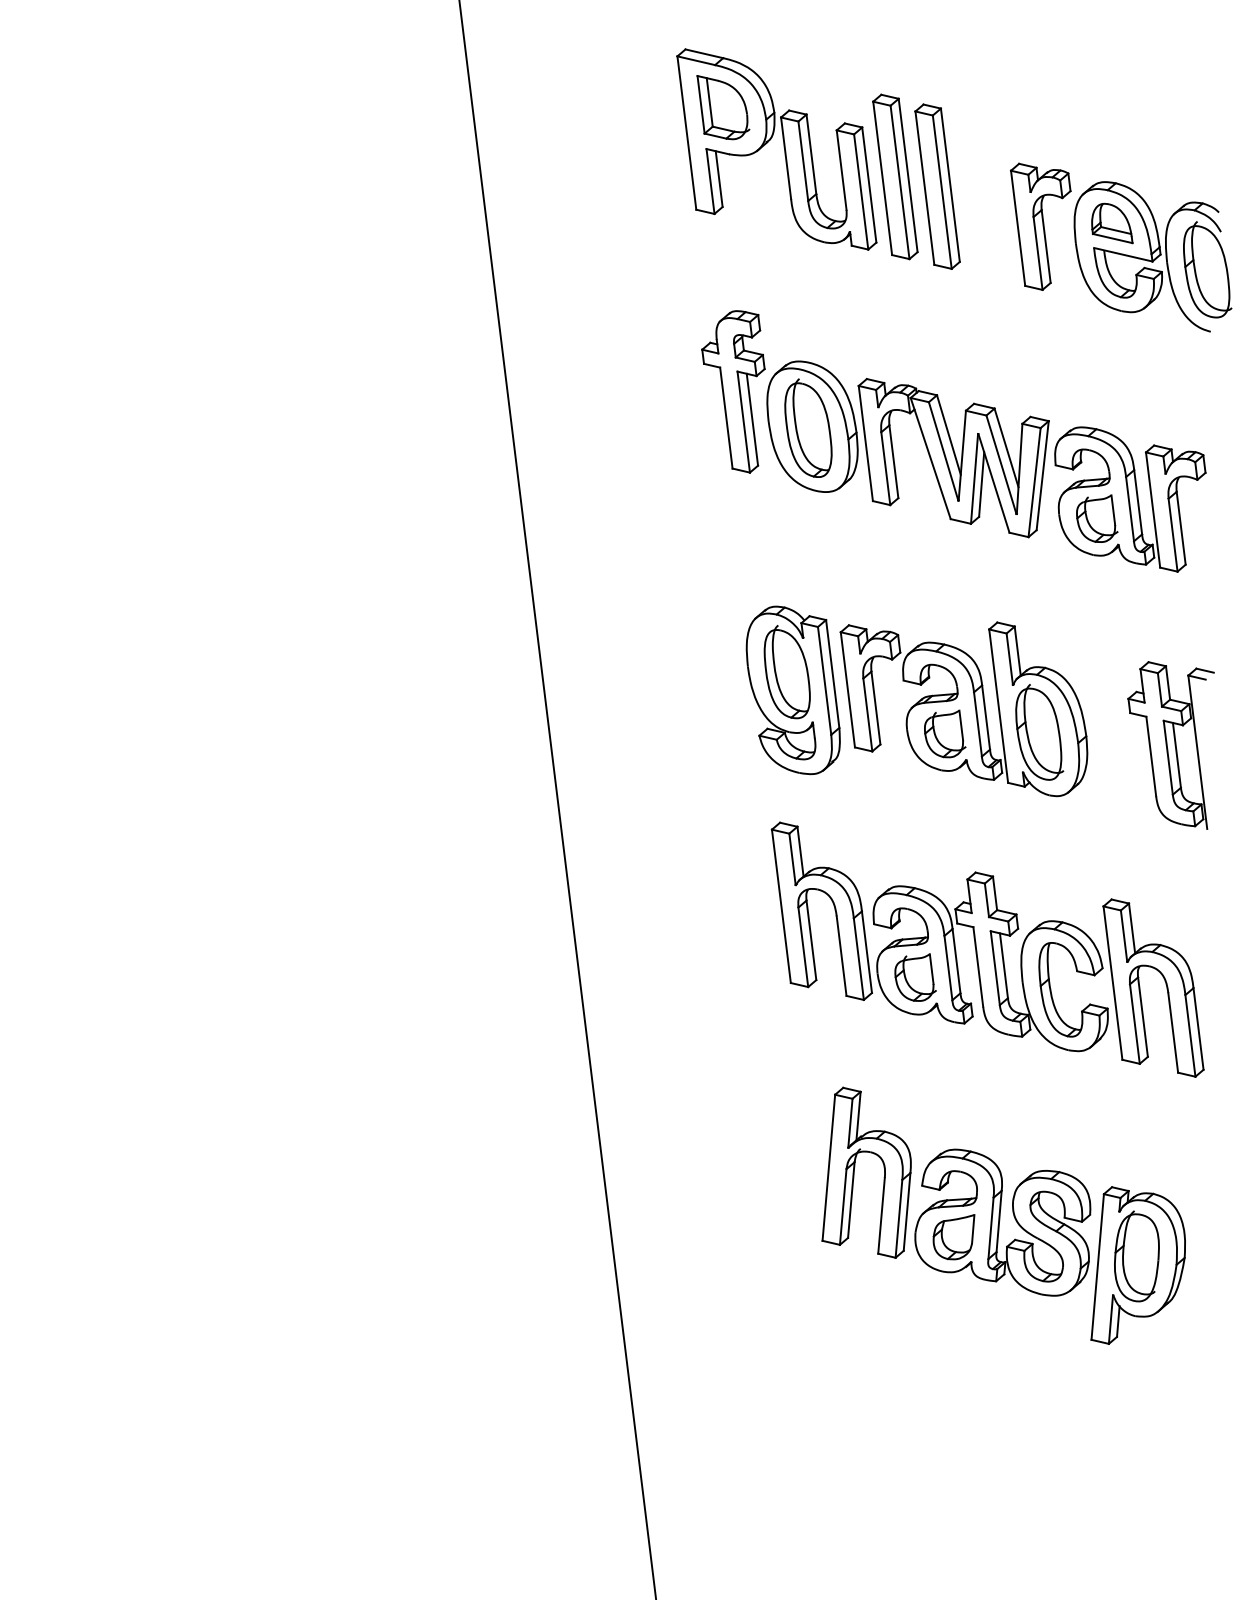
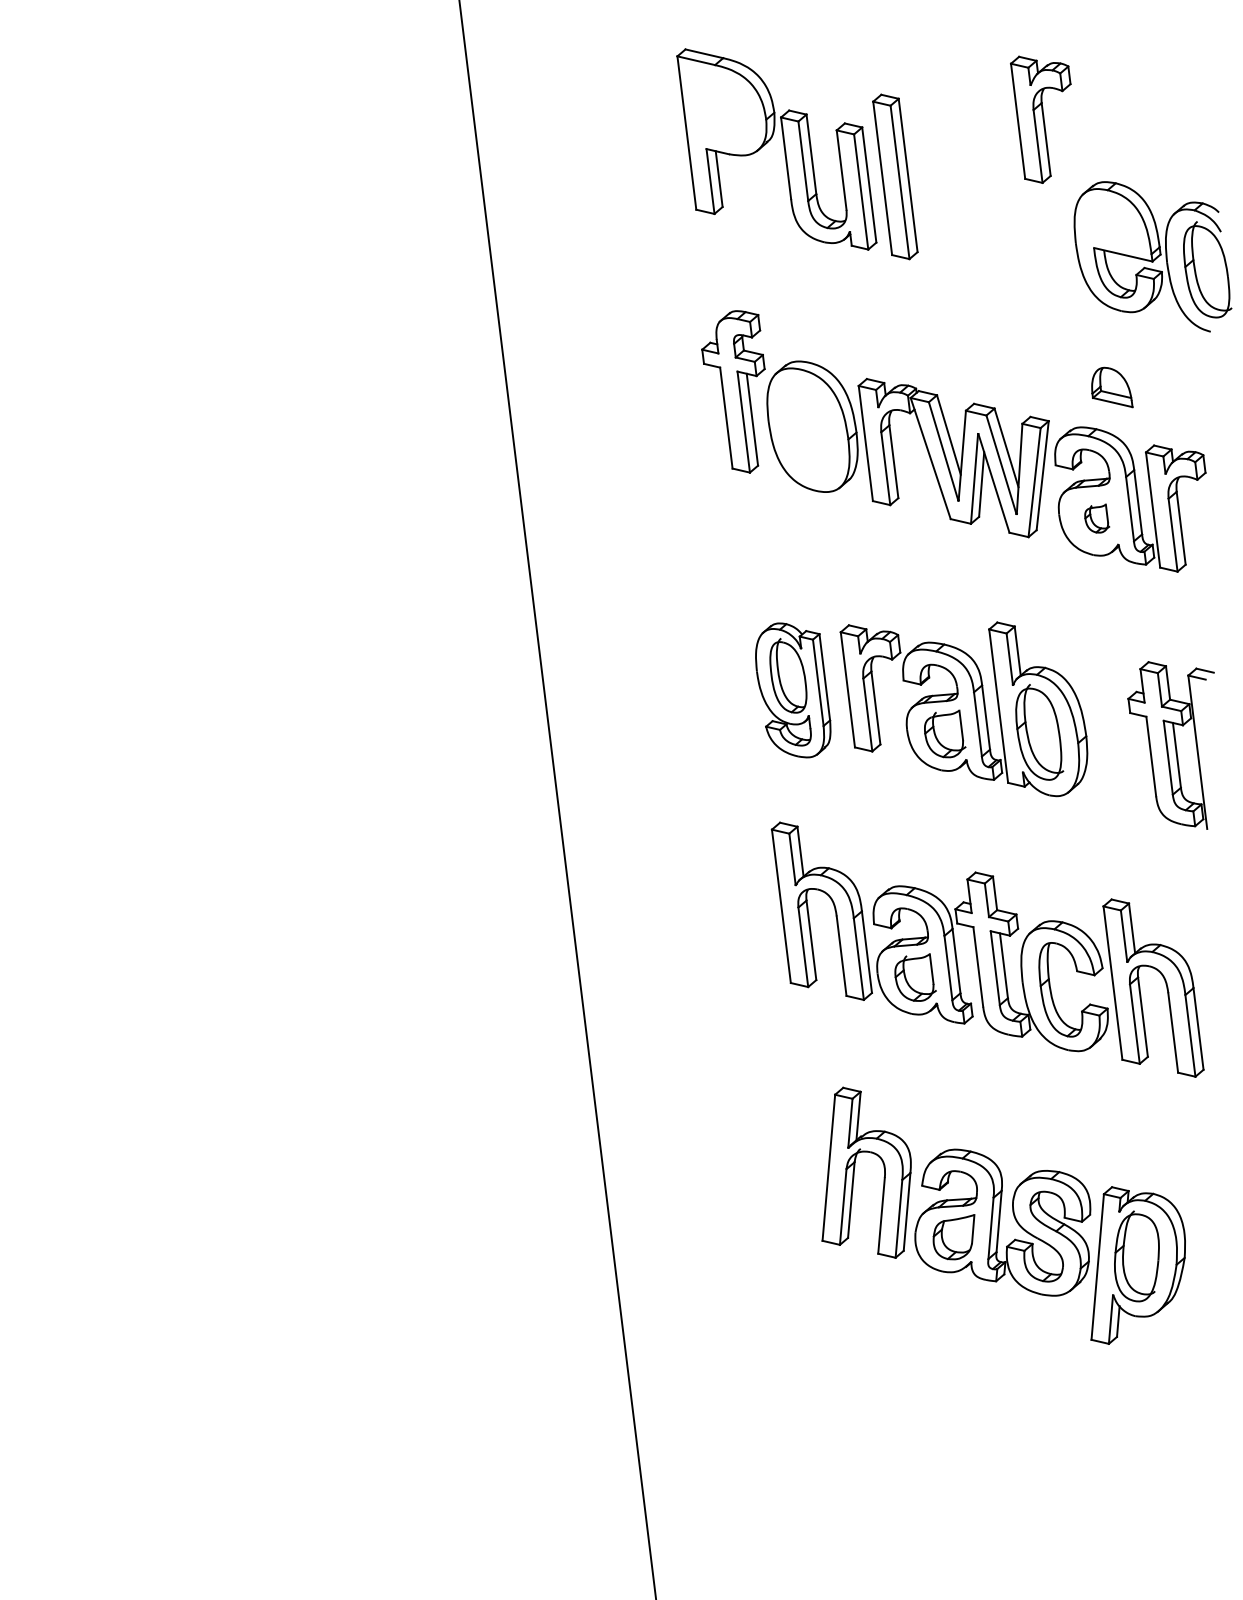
part: present -> none (723, 107)
part: present -> none (937, 186)
part position: (1112, 223) -> (1112, 387) (1112, 387)
part position: (1040, 226) -> (1040, 119) (1040, 119)
part: present -> none (808, 427)
part size: 43x49 px -> 27x31 px (1097, 518)
part size: 96x171 px -> 77x137 px (793, 690)
